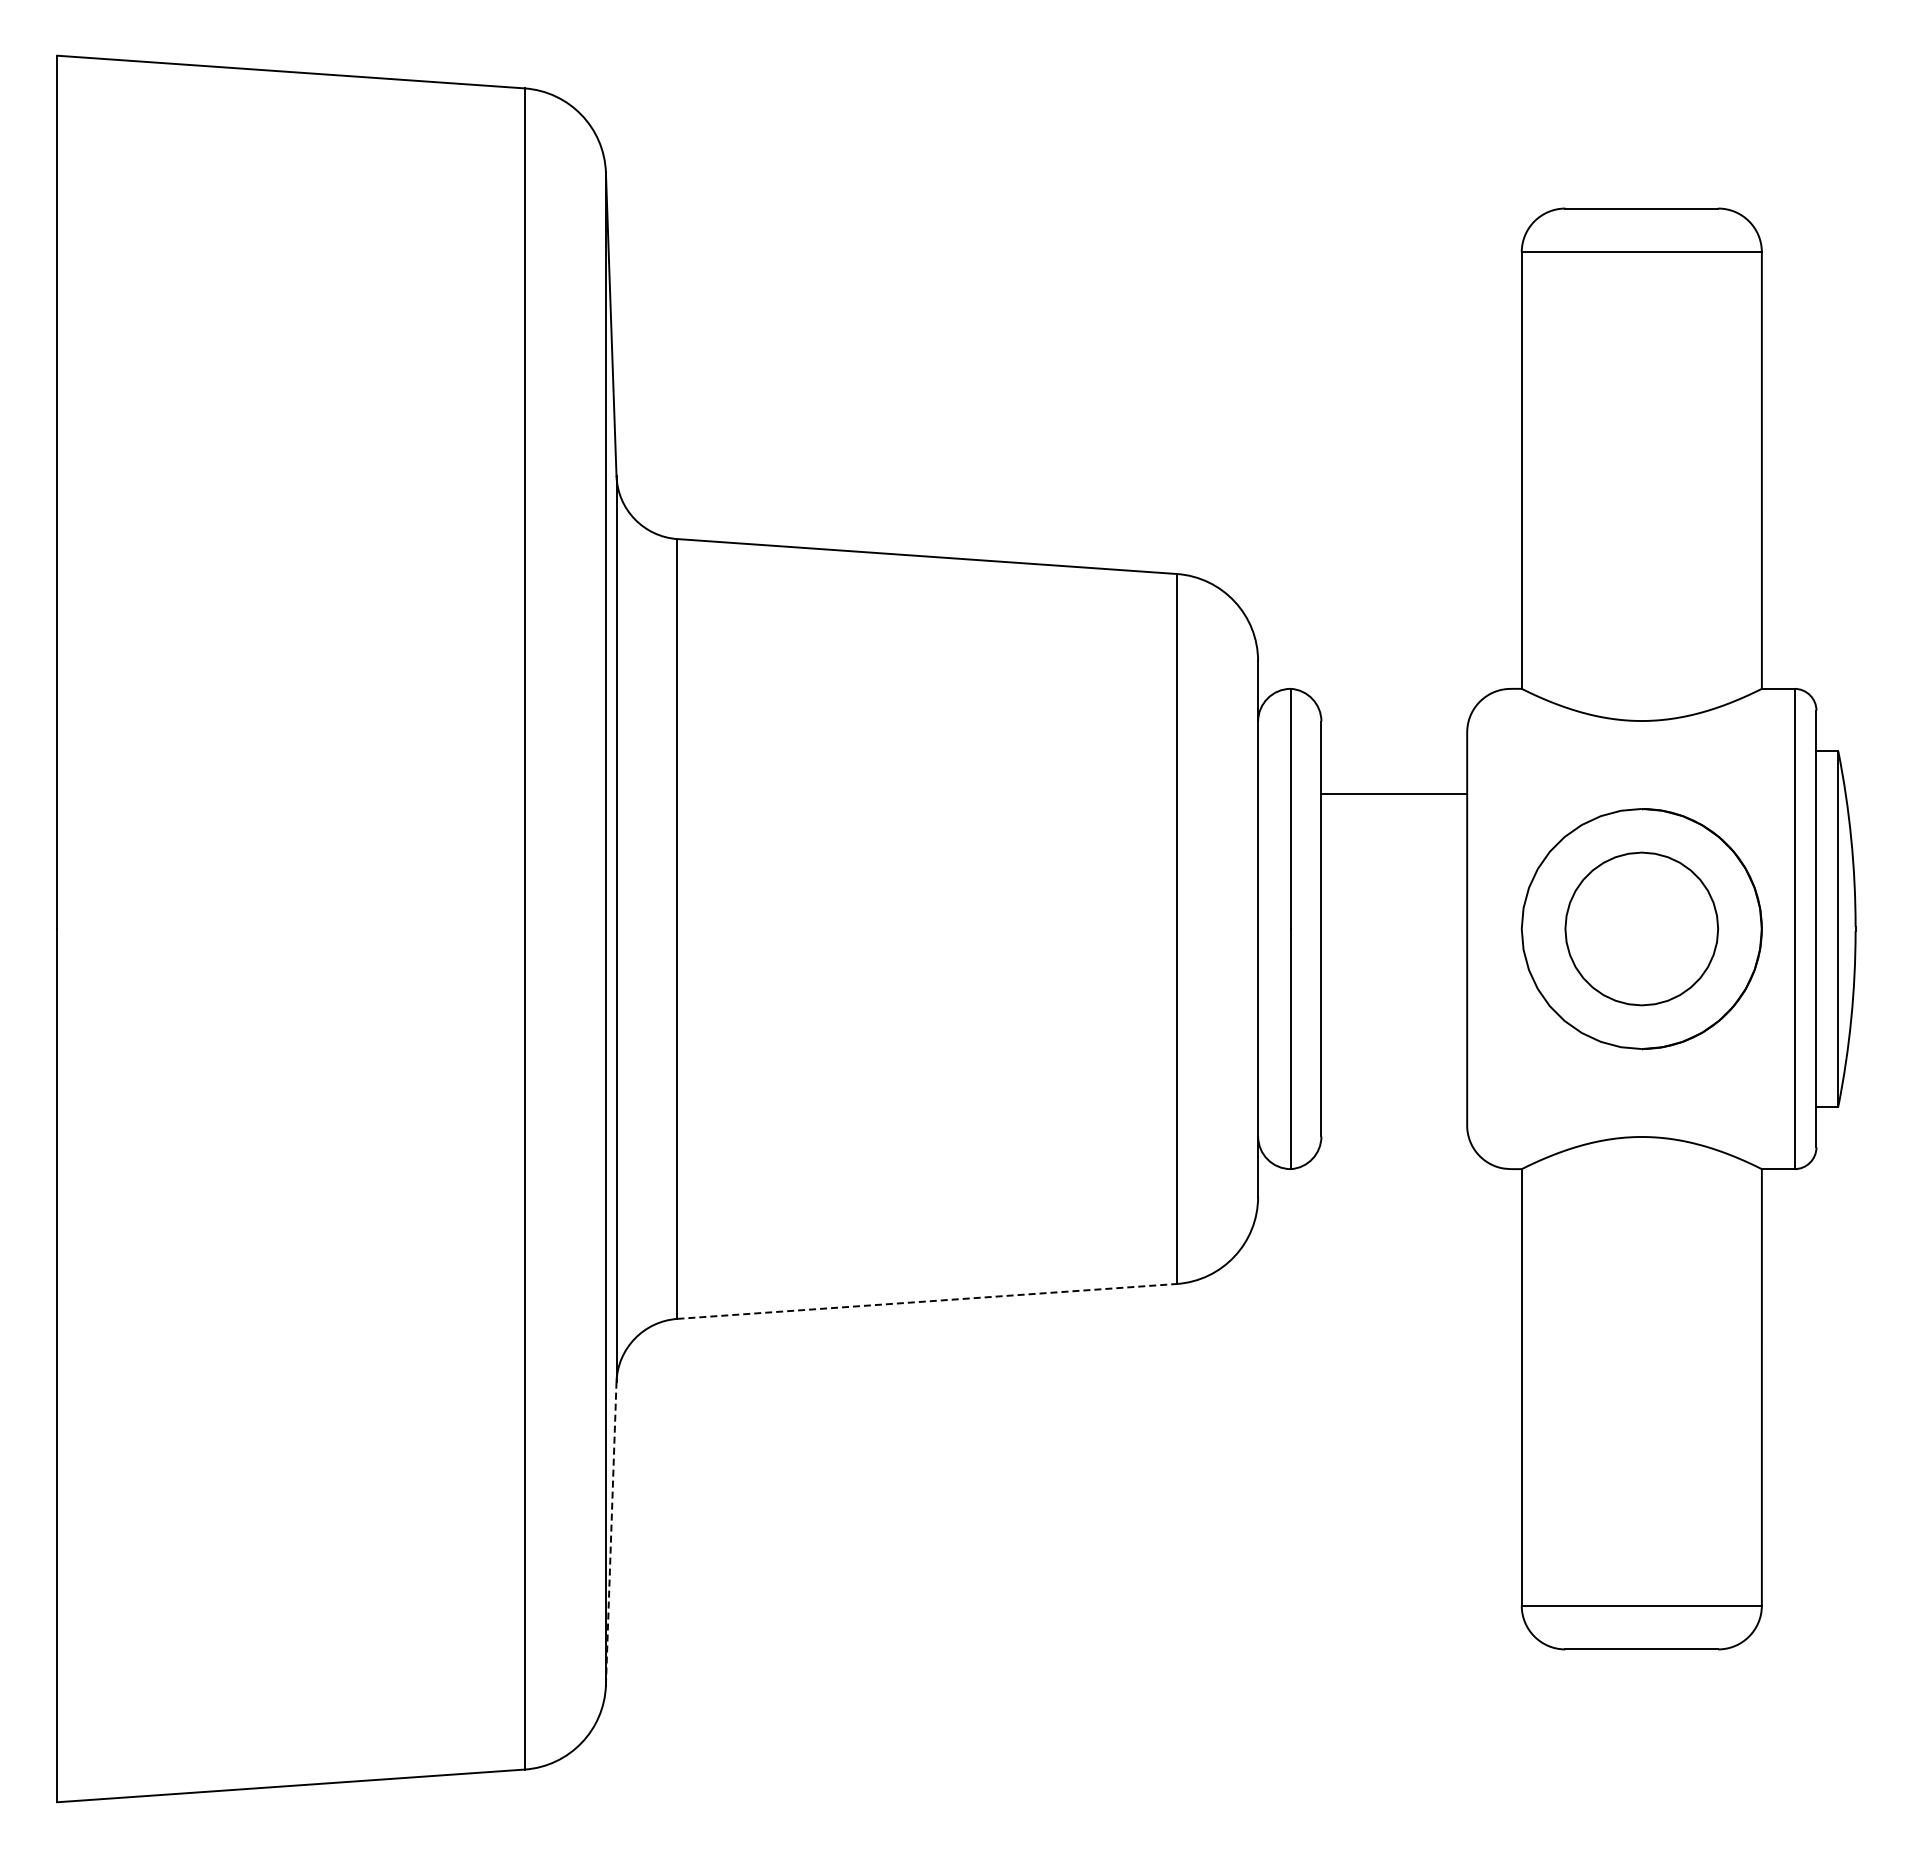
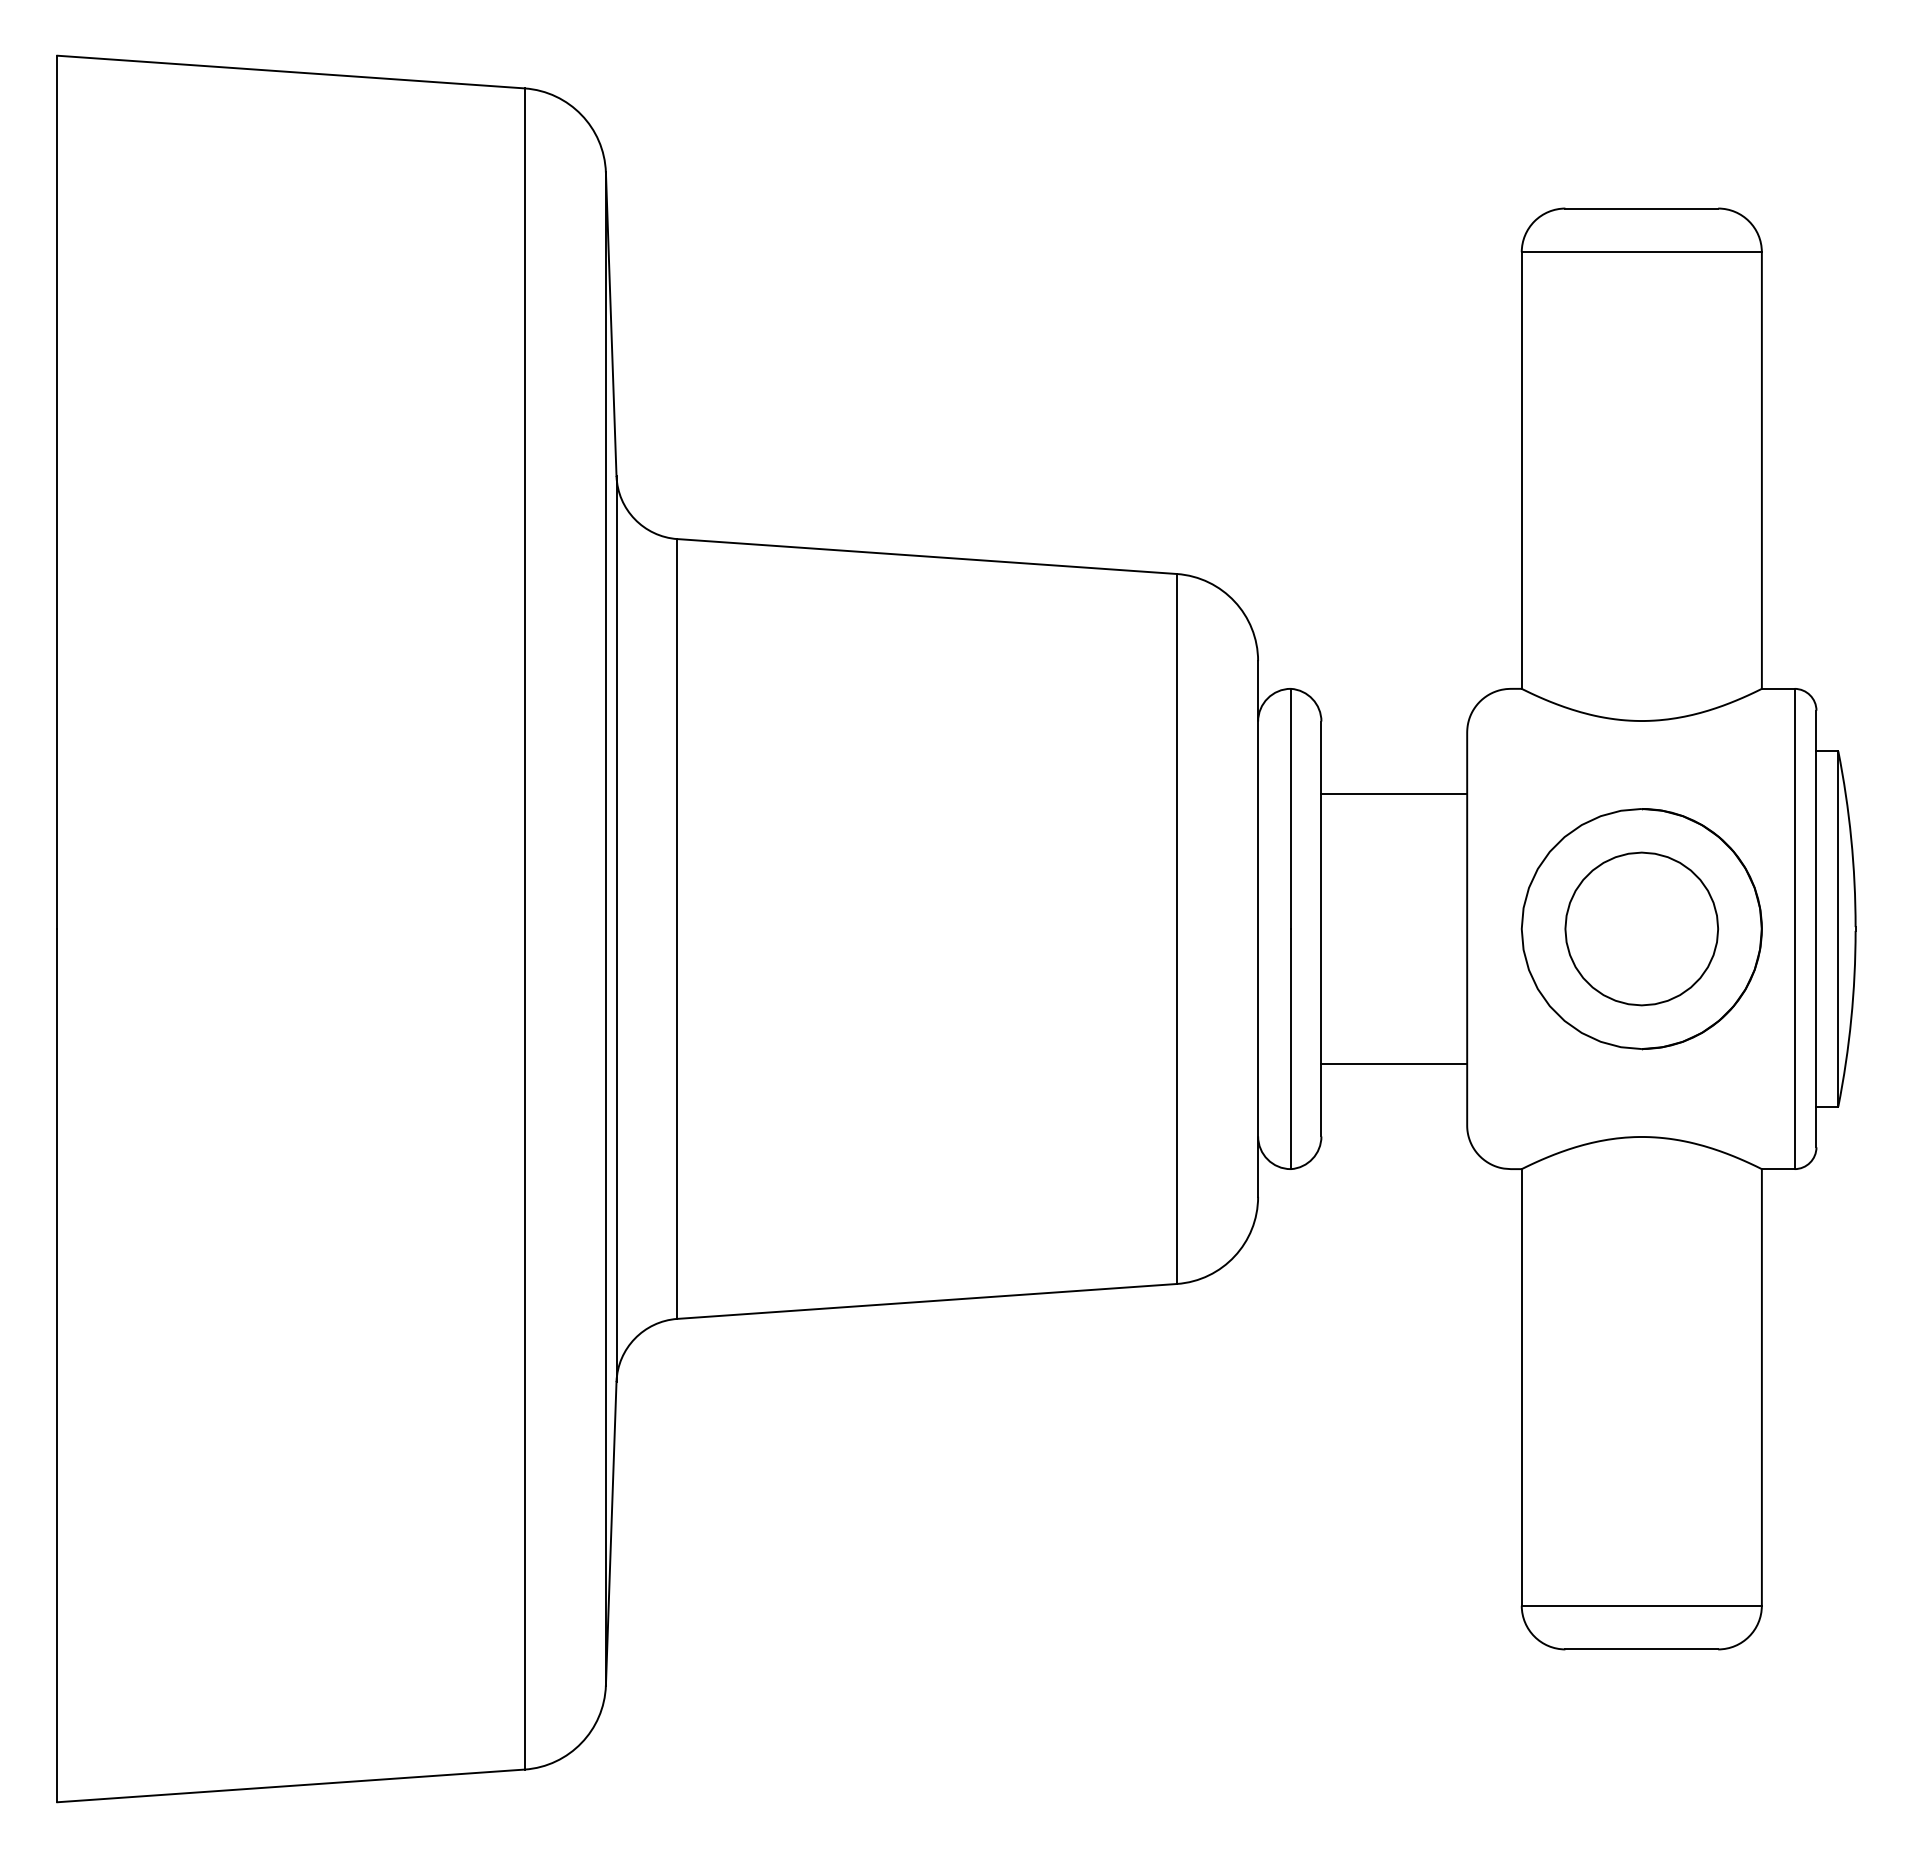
line: none -> present (1394, 1064)
line: dashed -> solid (927, 1301)
line: dashed -> solid (611, 1533)
